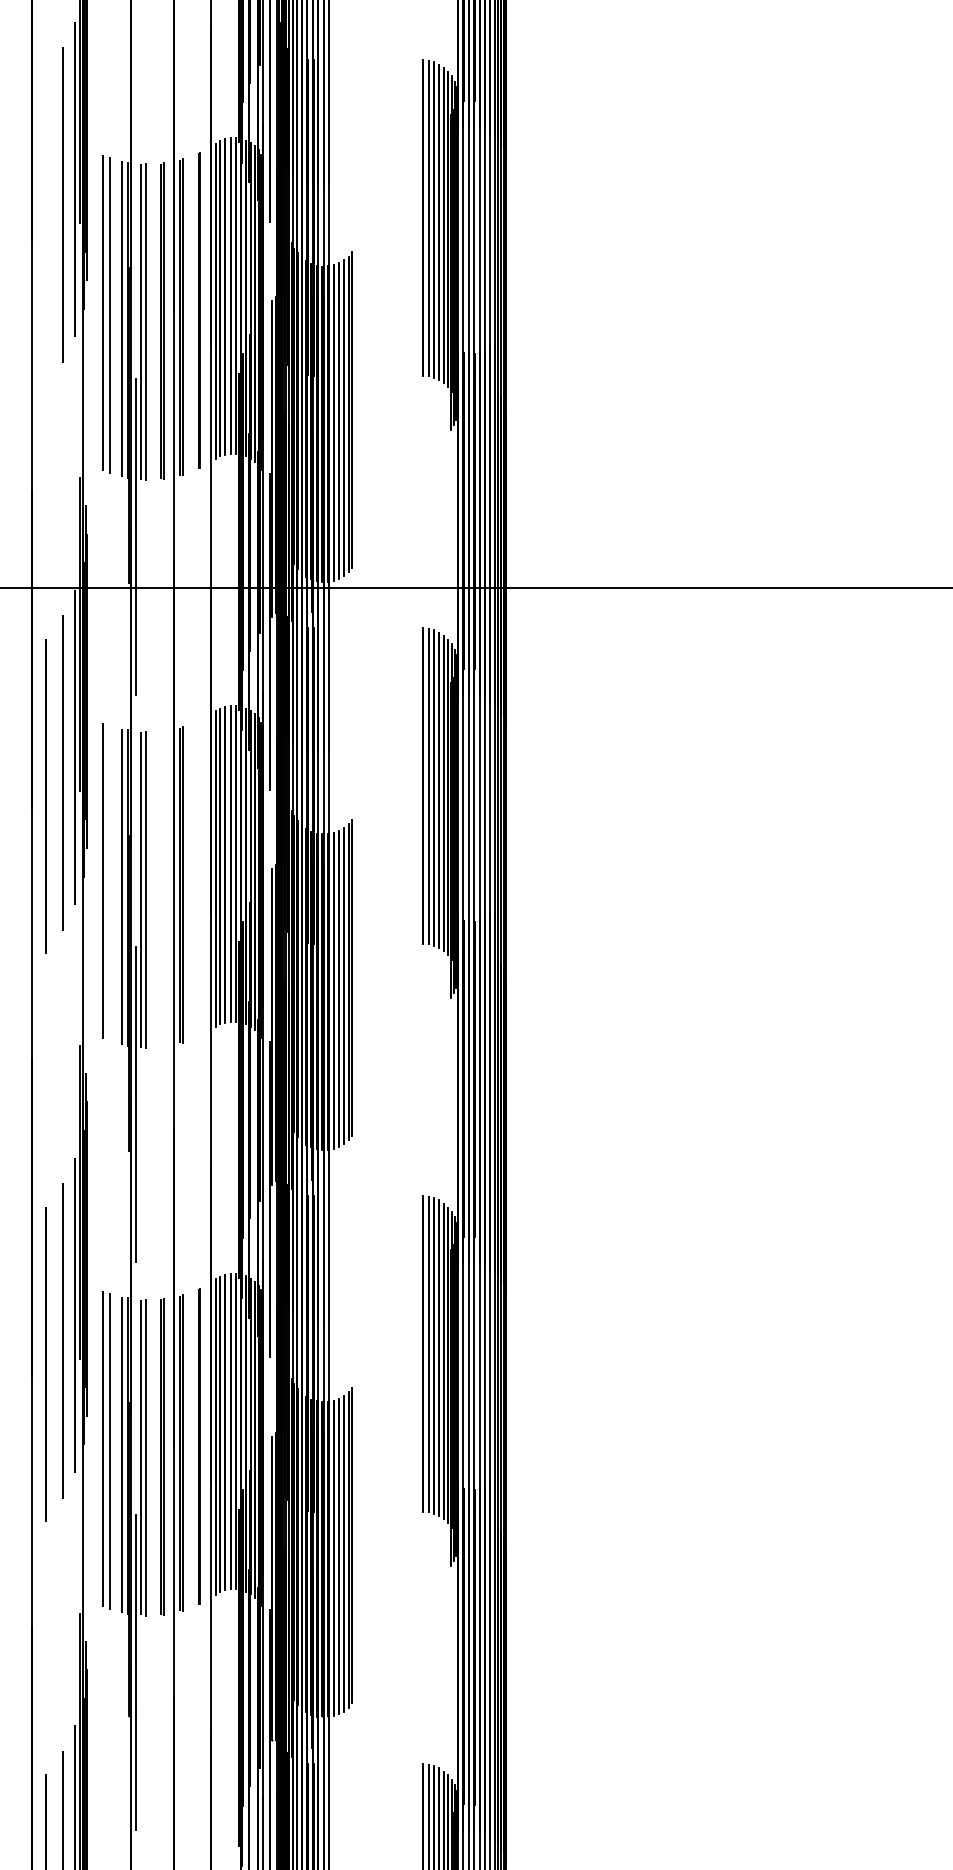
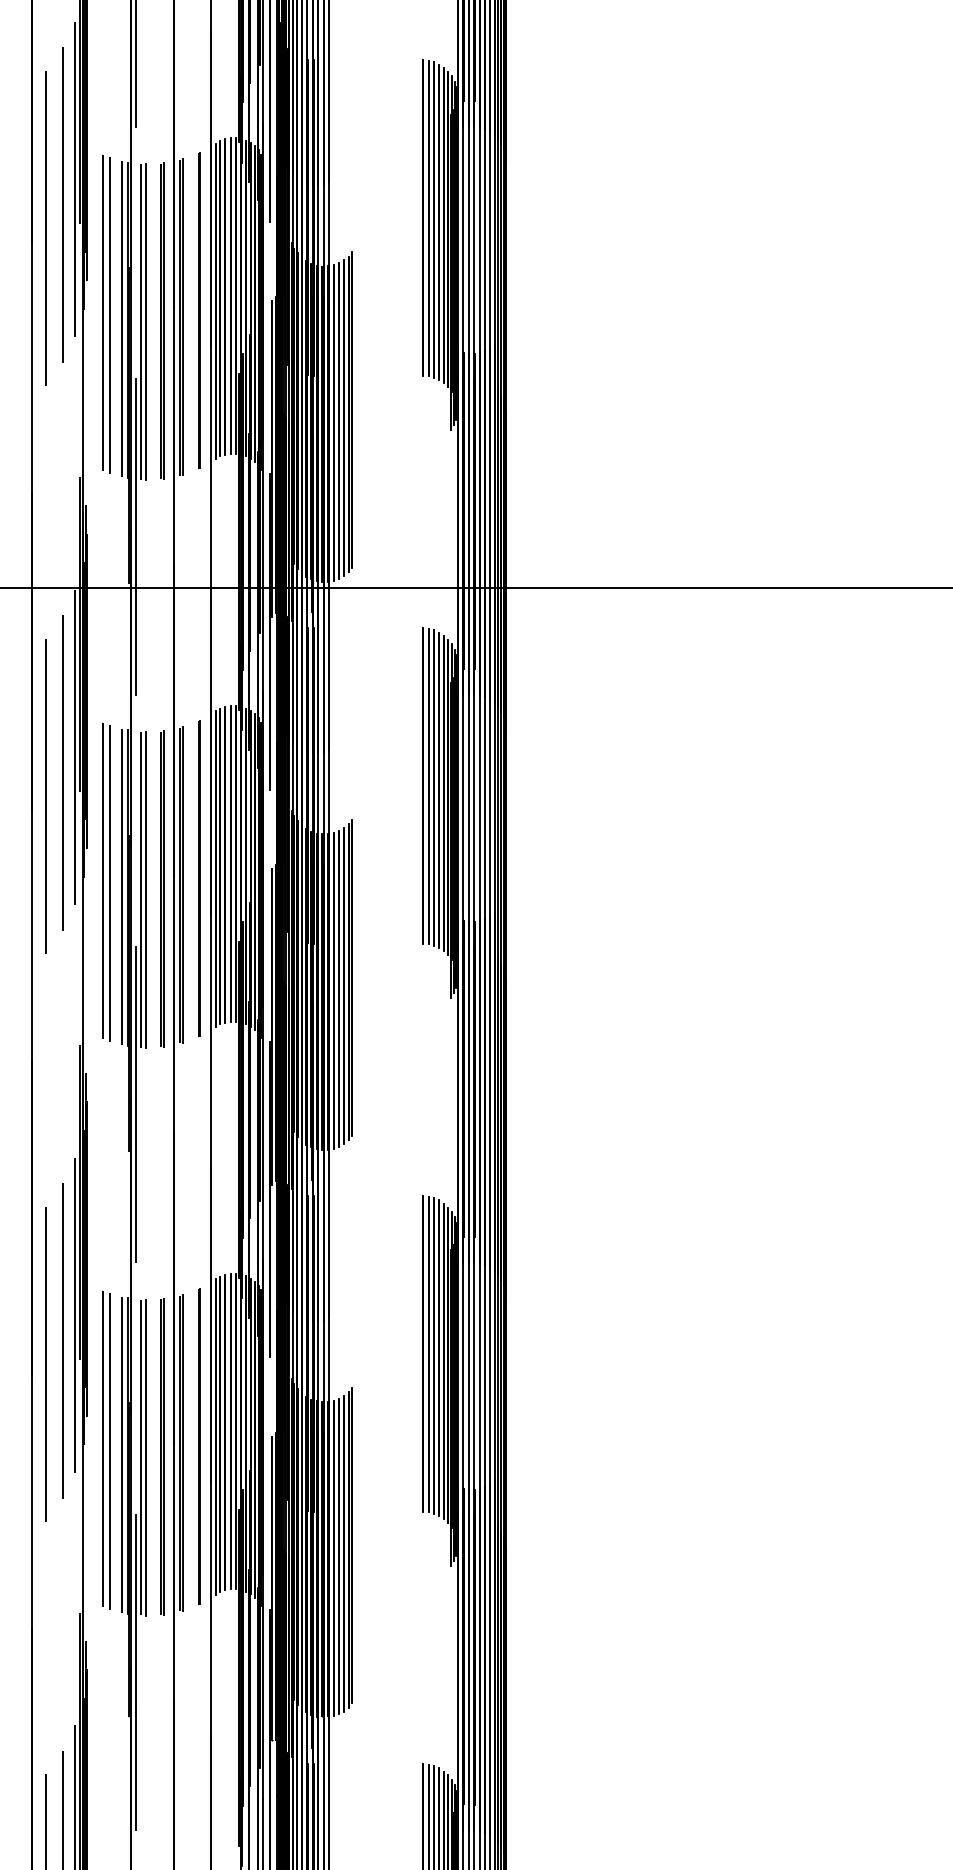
line: none -> present (135, 64)
line: none -> present (45, 228)
line: none -> present (199, 878)
line: none -> present (109, 883)
line: none -> present (161, 888)
